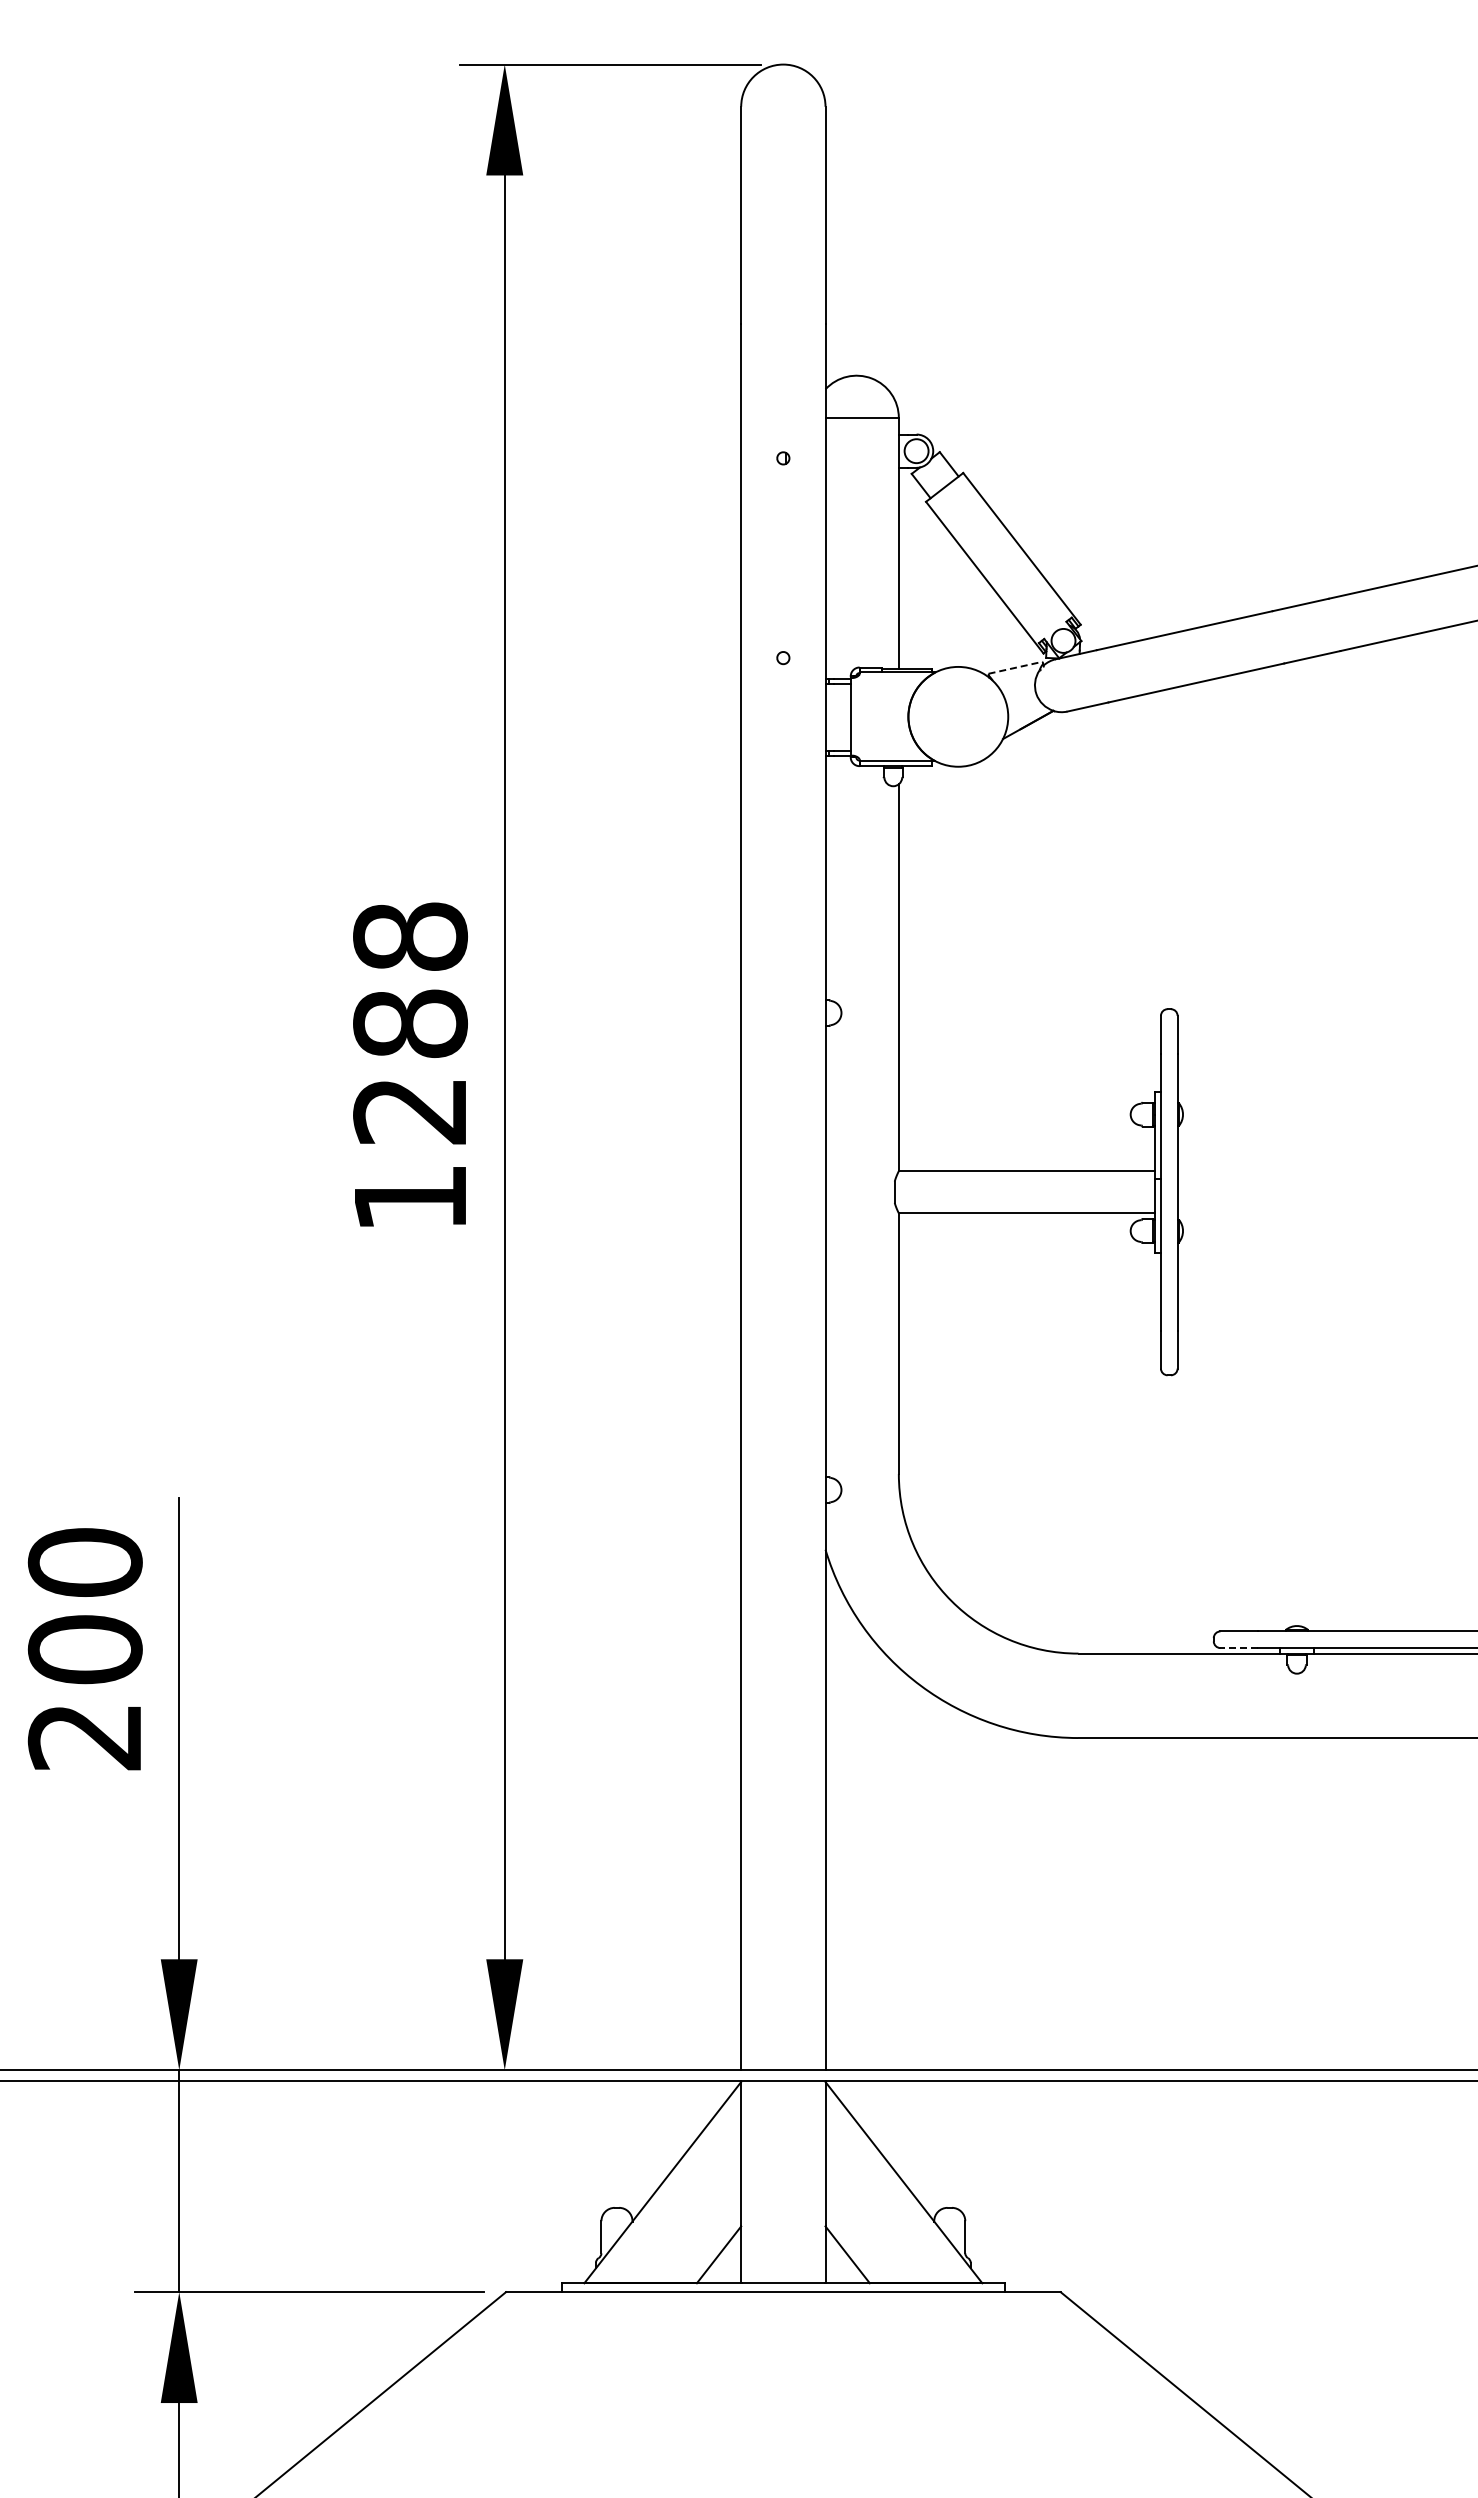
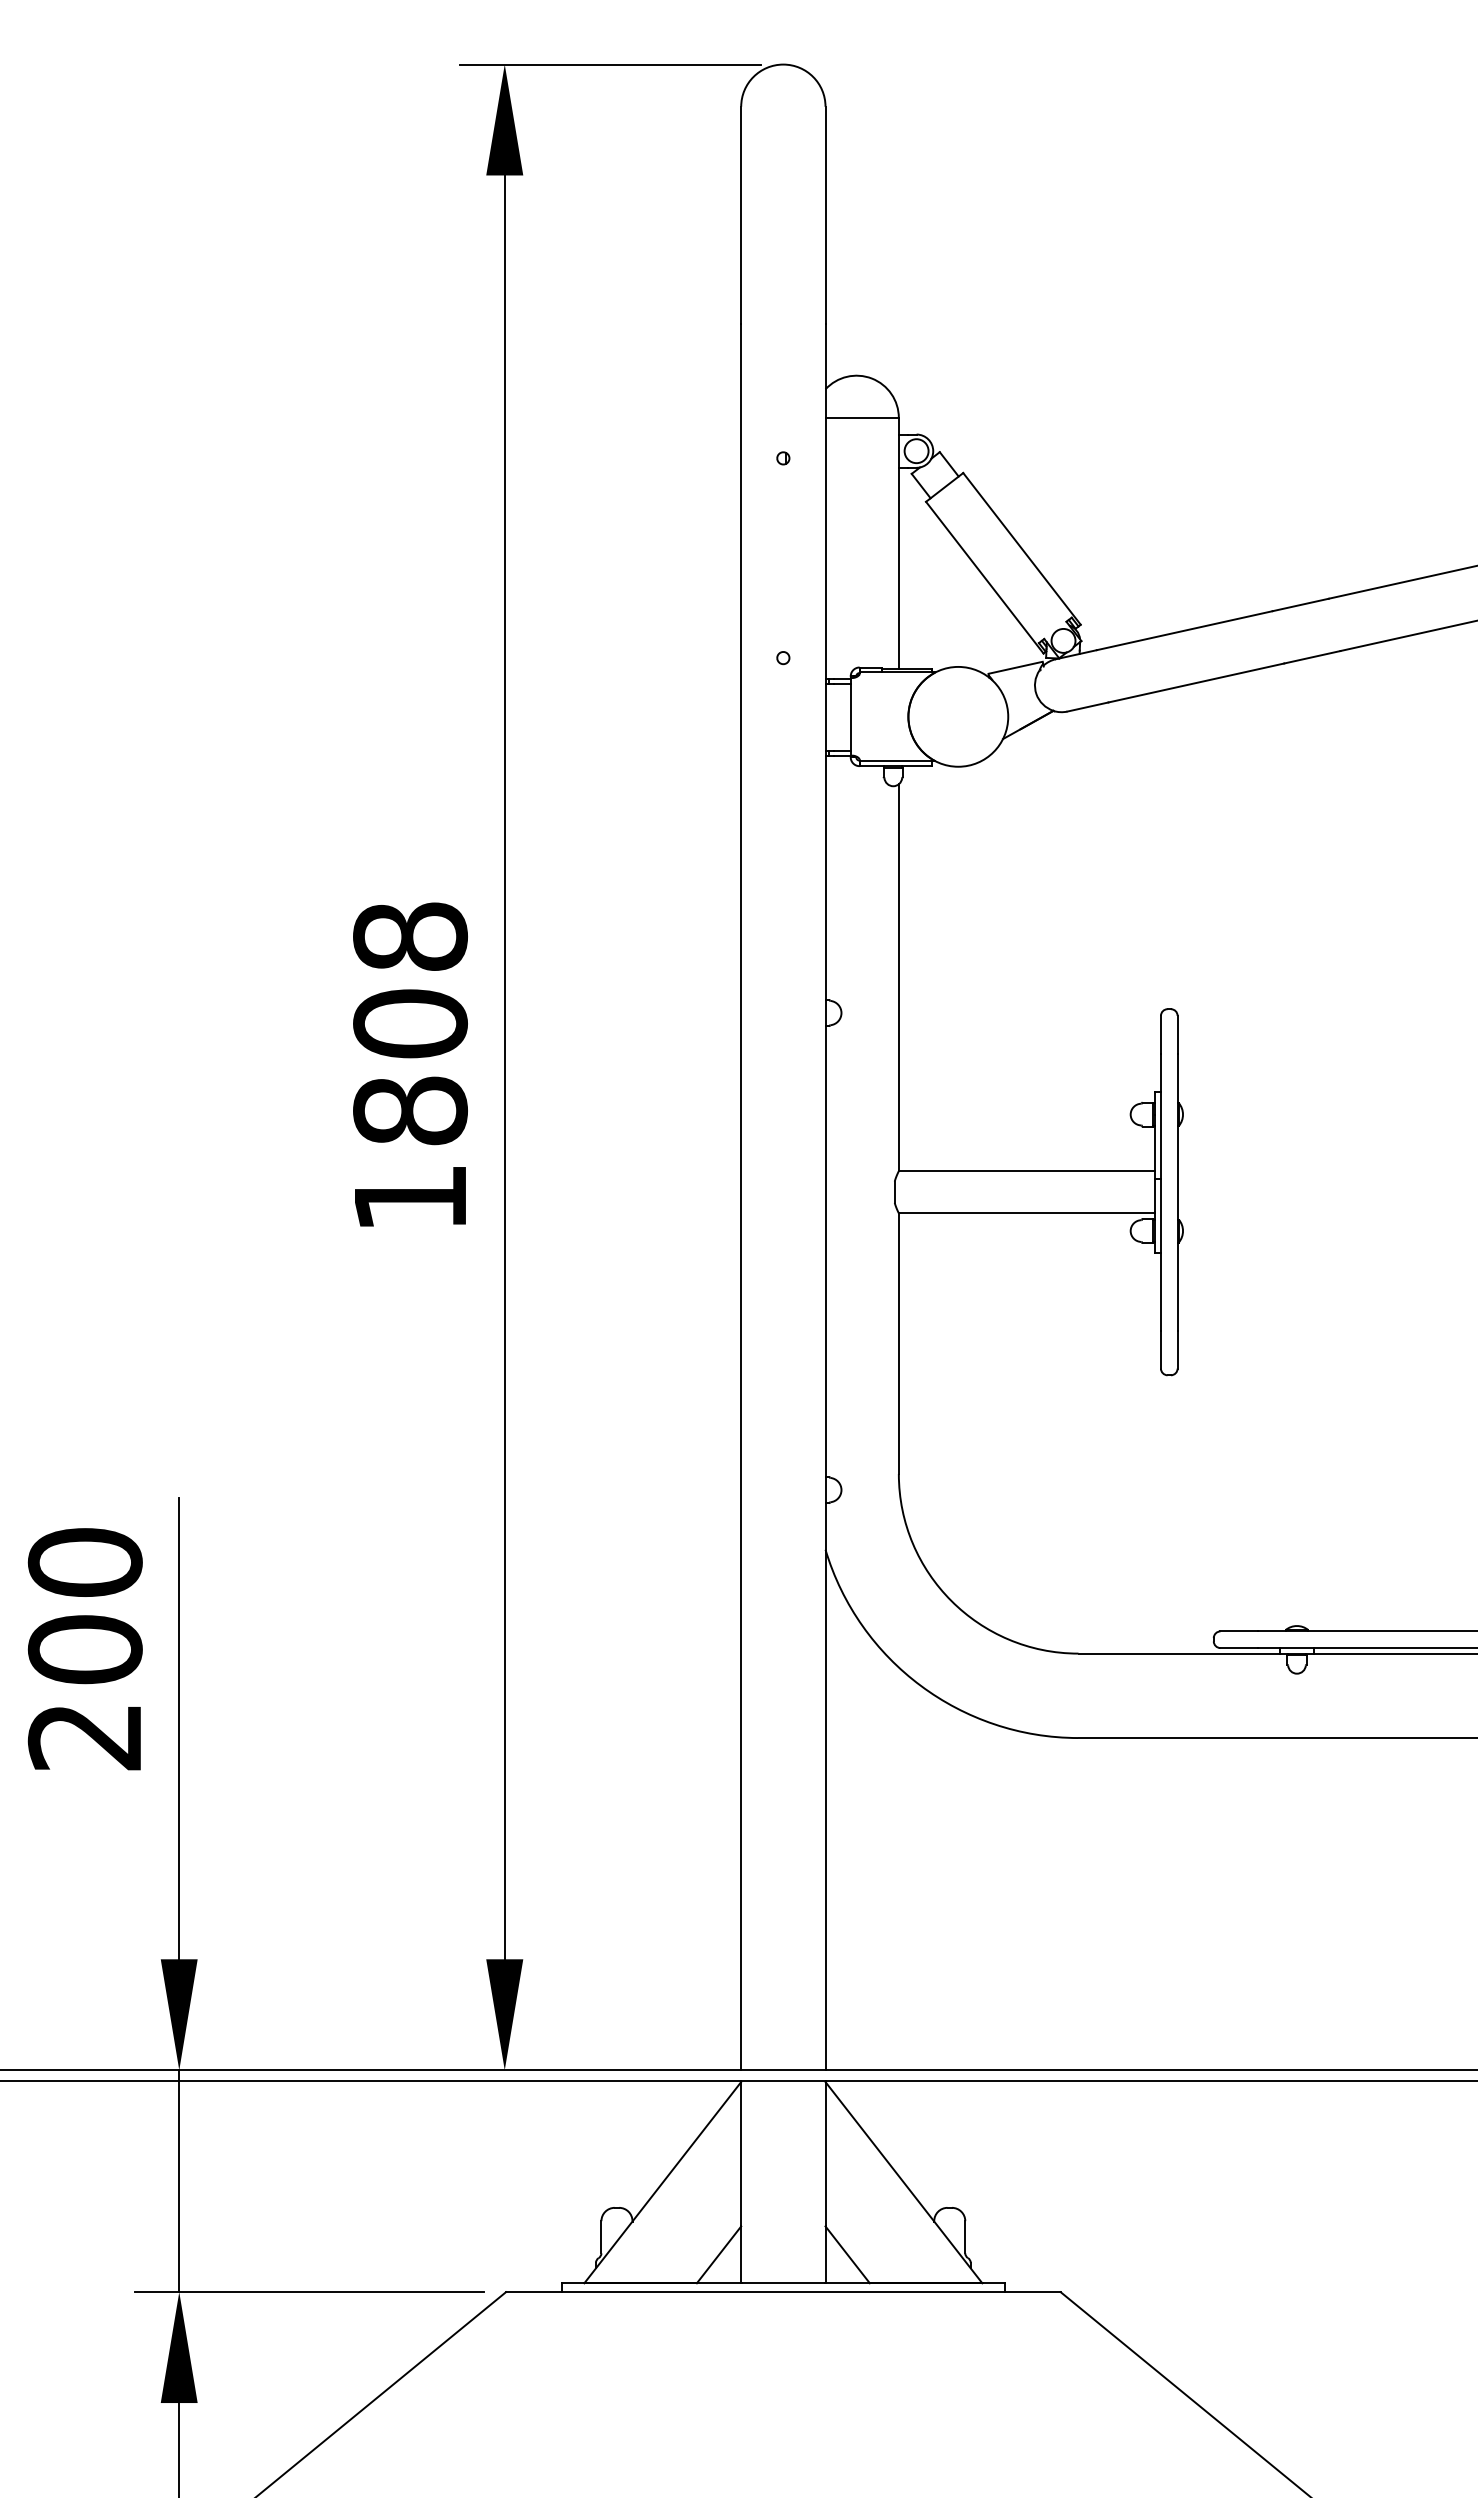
line: dashed -> solid (1015, 667)
text: 1288 -> 1808 (410, 1067)
line: dashed -> solid (1239, 1648)
